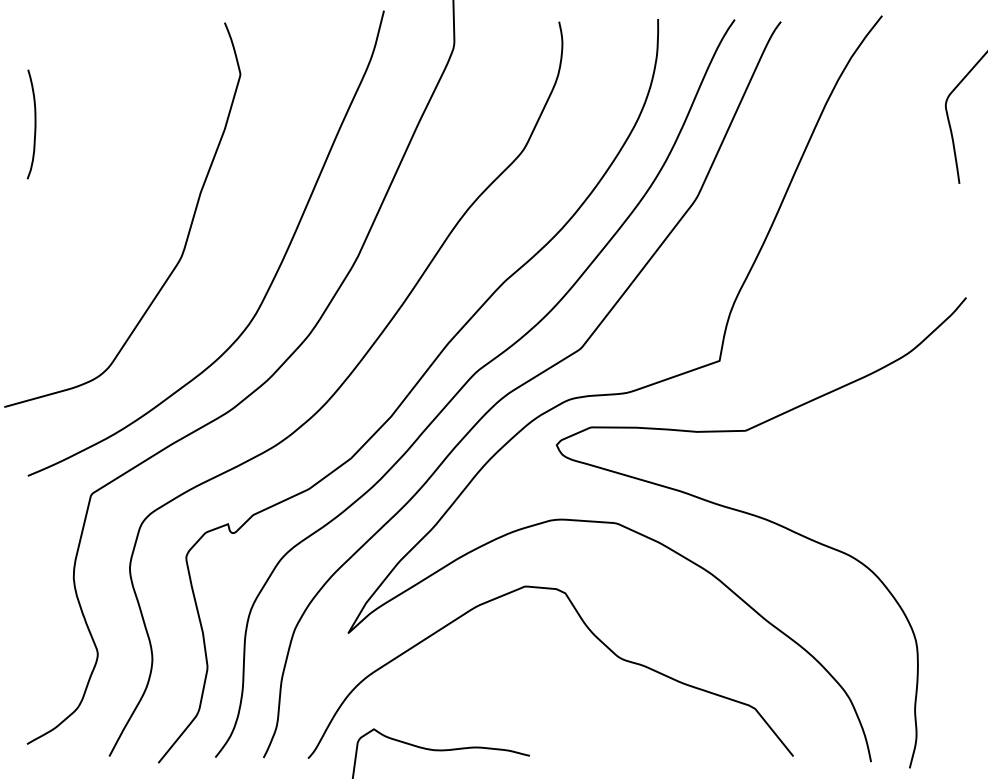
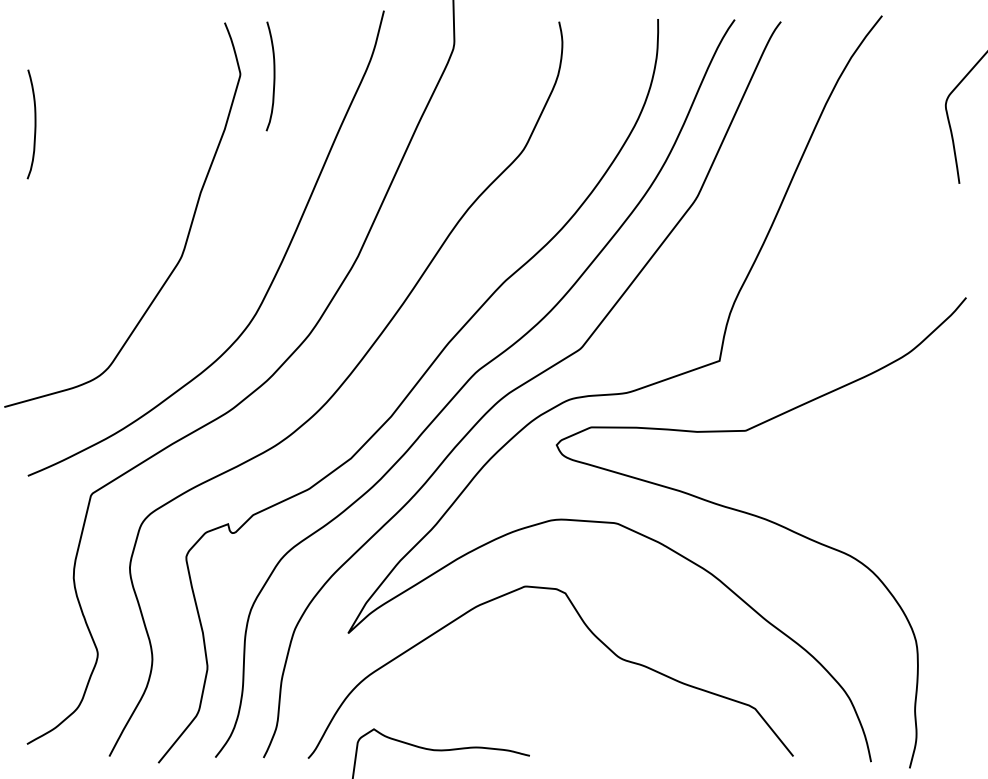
curve: none -> present (273, 76)
